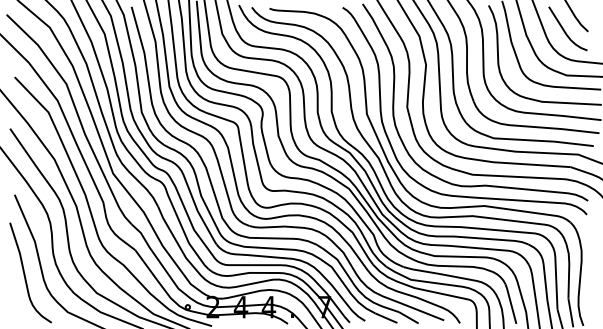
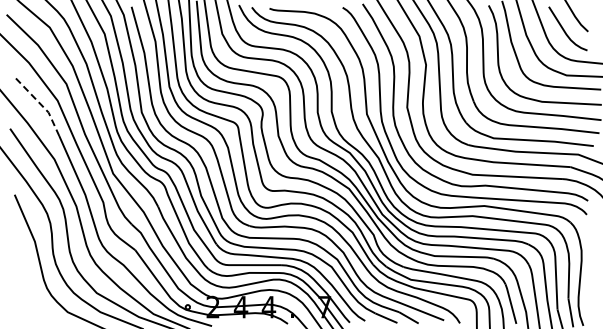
line: solid -> dashed (40, 104)
curve: present -> none (25, 273)
